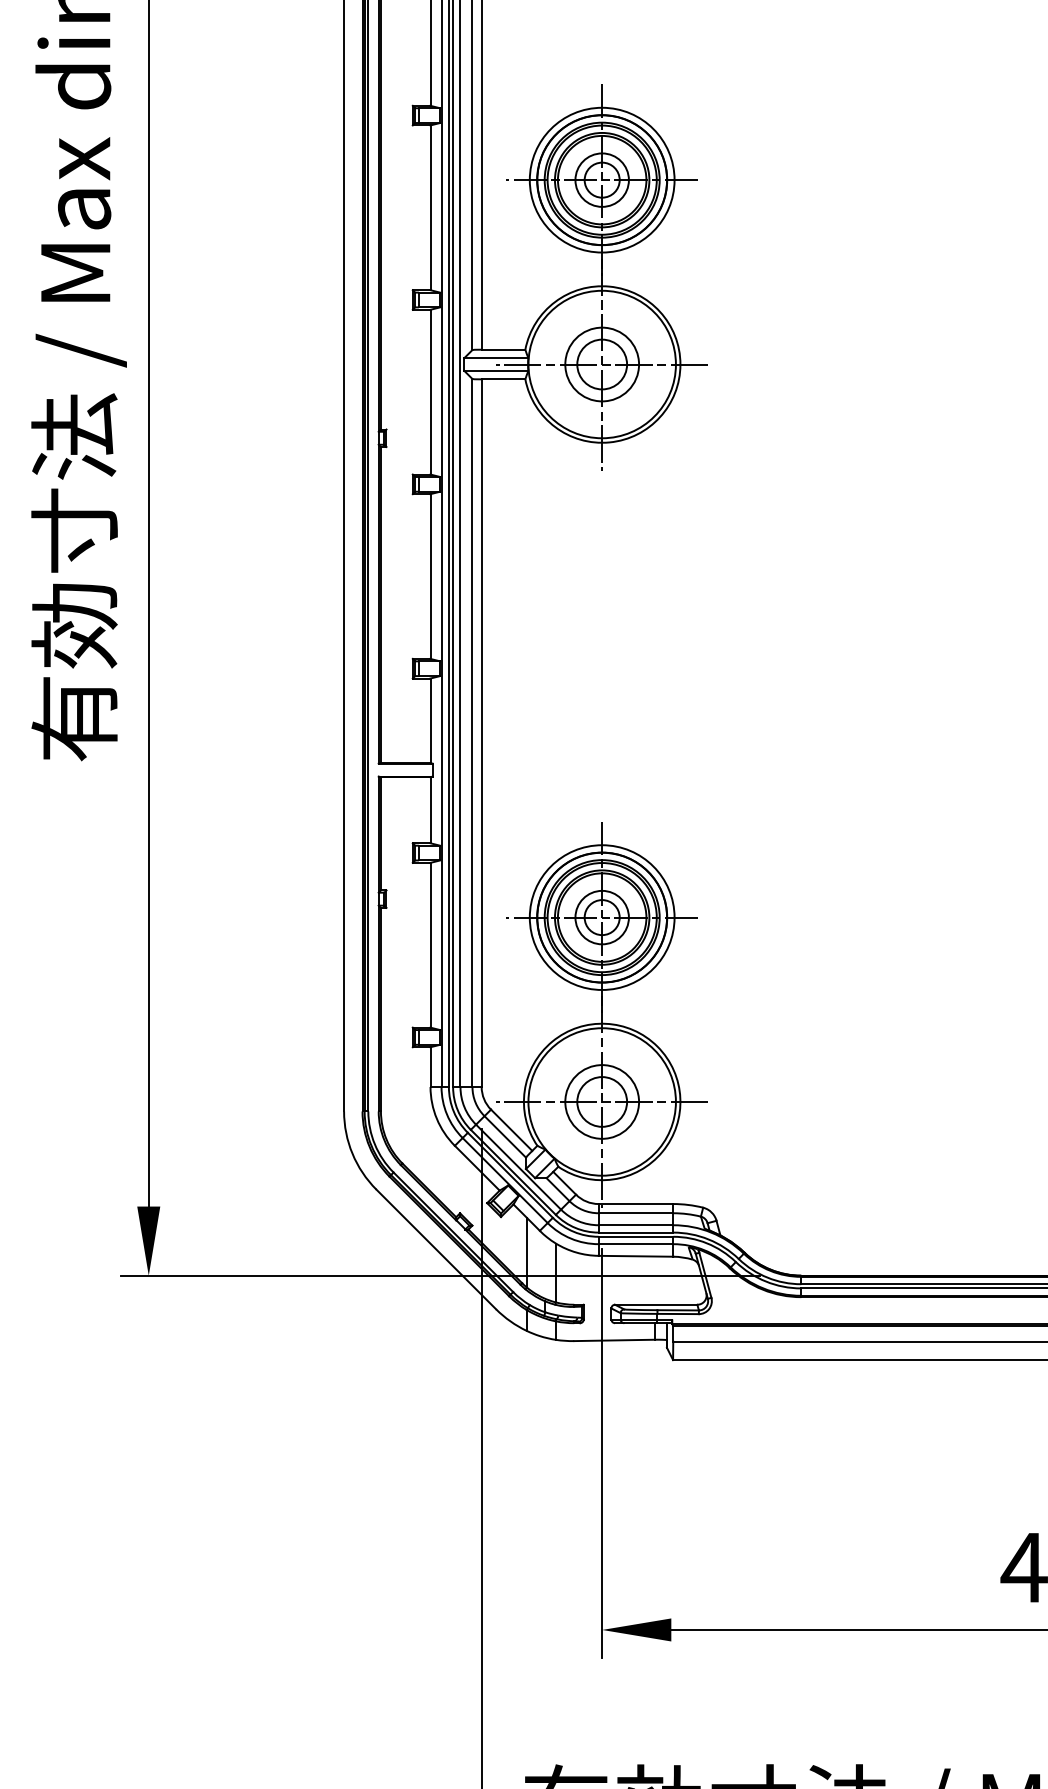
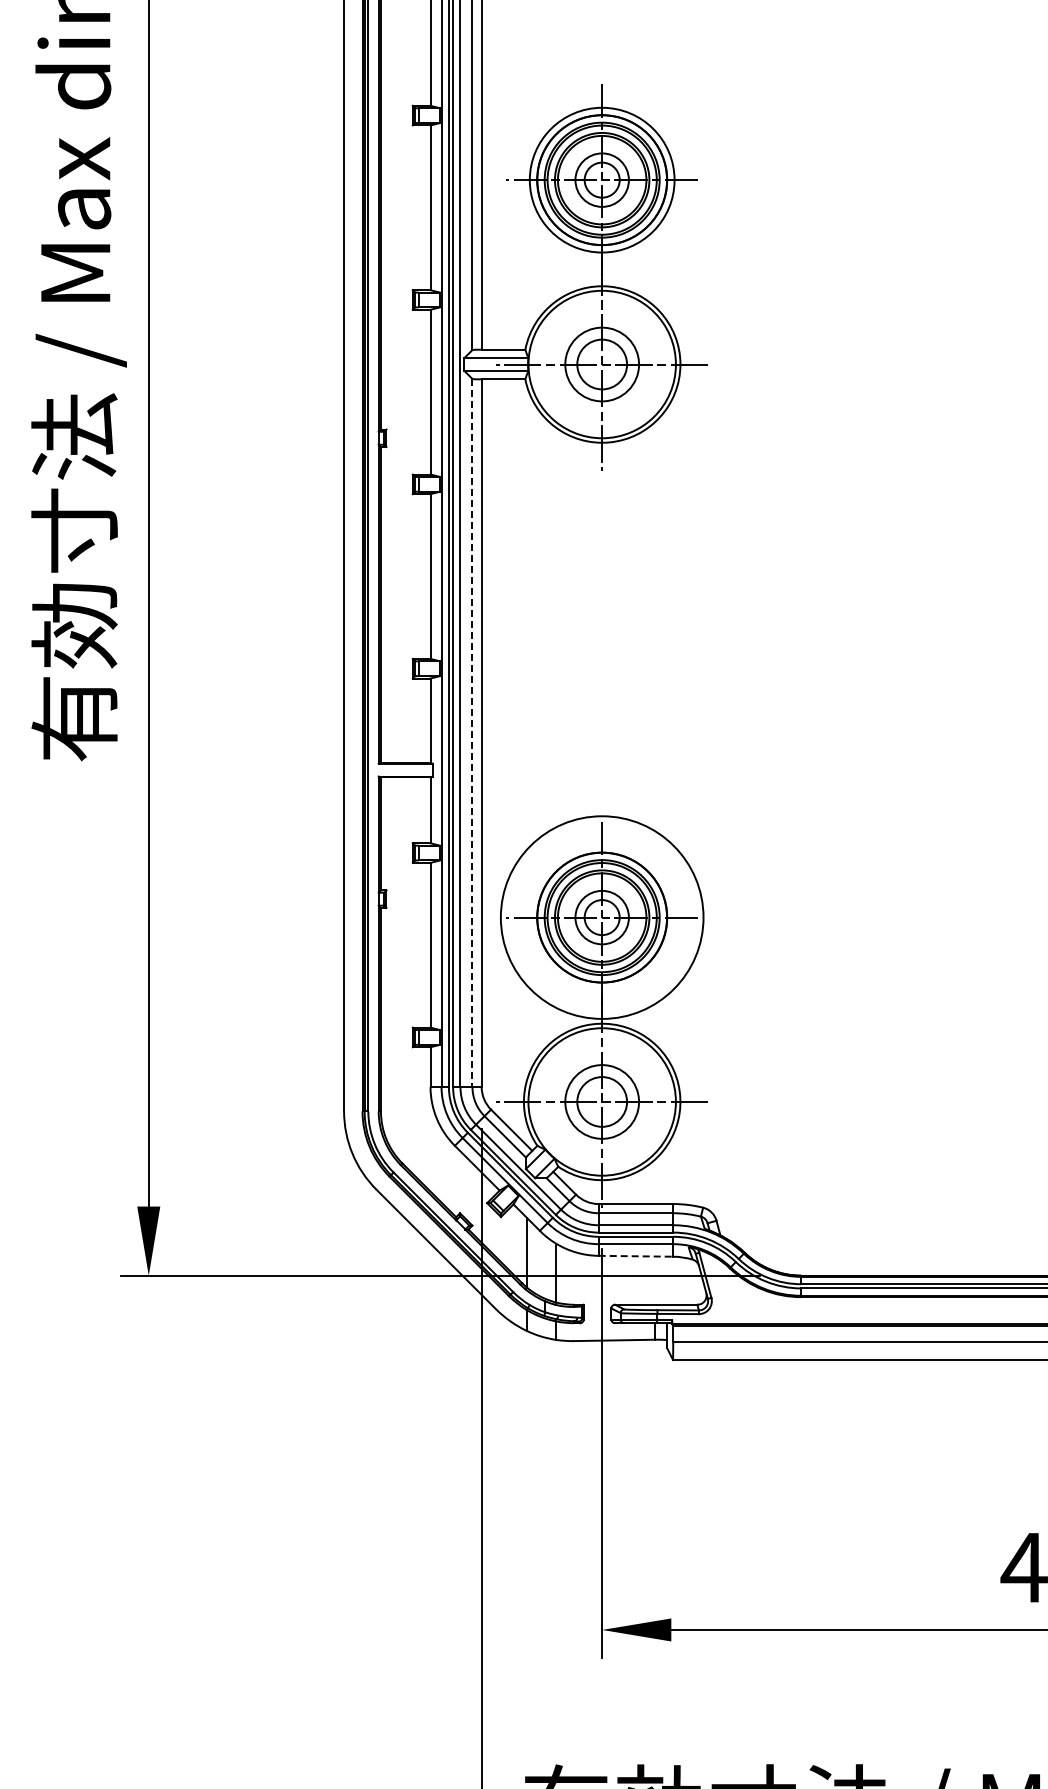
line: solid -> dashed (472, 733)
circle diameter: 145 px -> 203 px (601, 917)
line: solid -> dashed (636, 1256)
